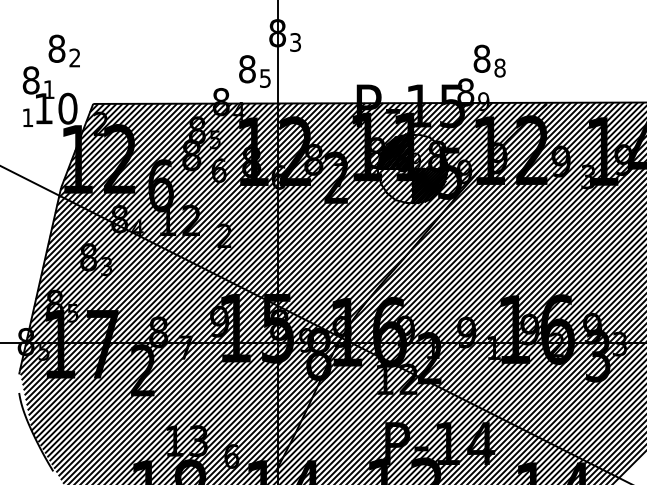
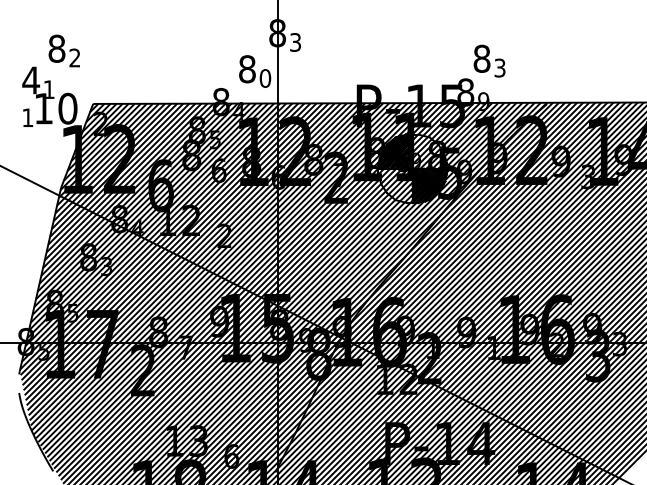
text: 8 -> 3 (499, 67)
text: 5 -> 0 (265, 78)
text: 8 -> 4 (31, 80)
